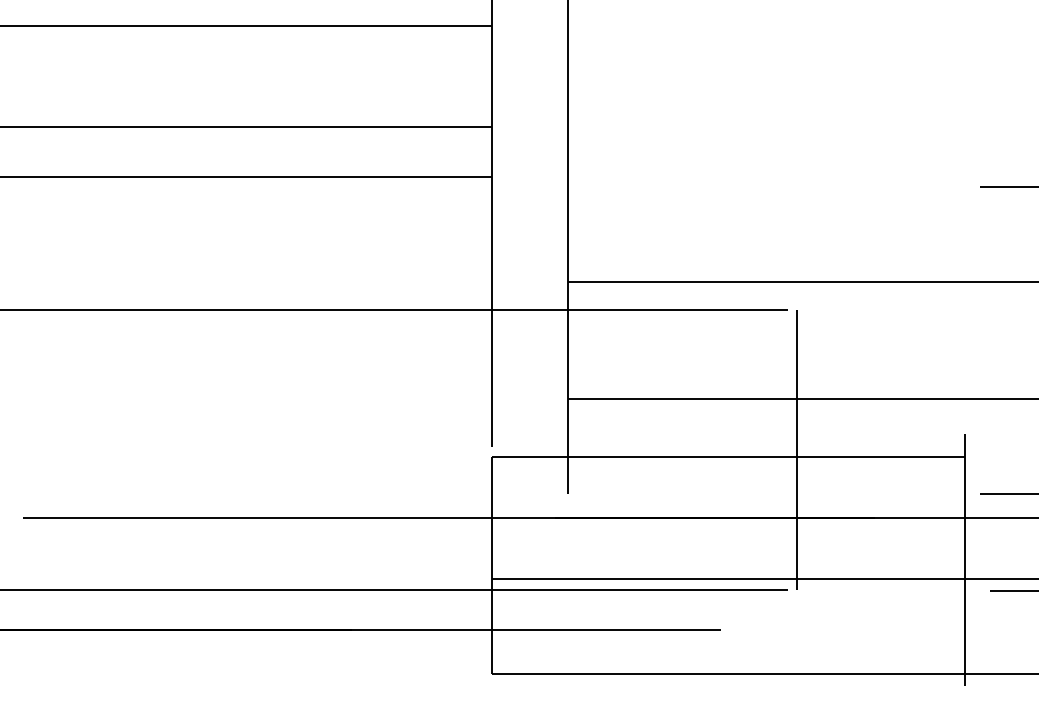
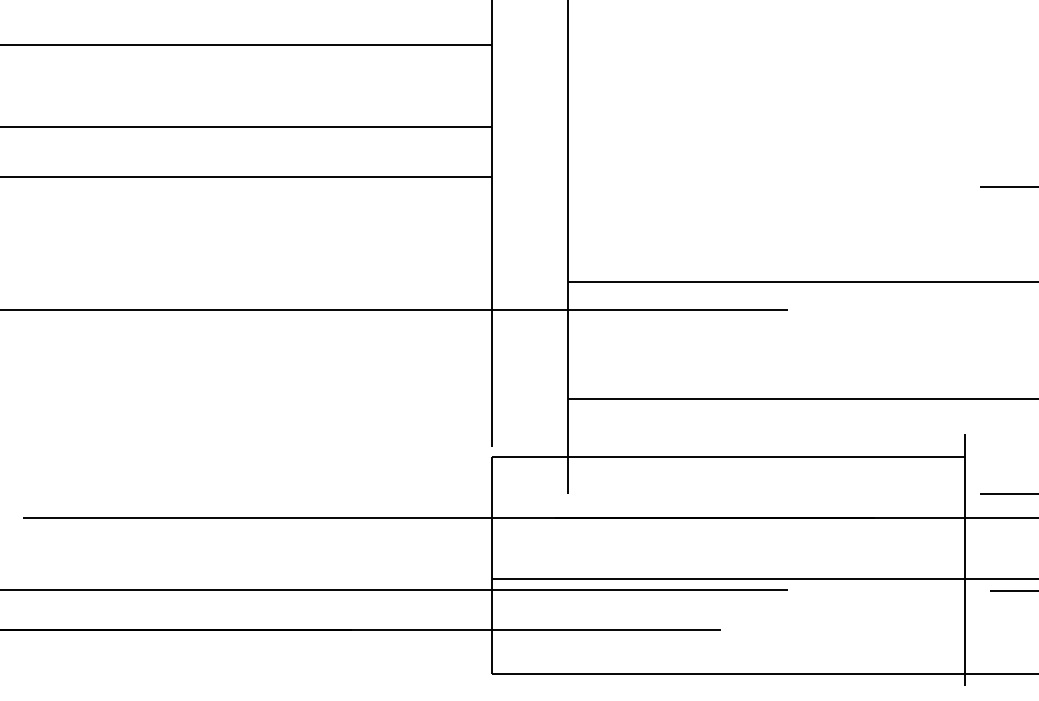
line position: (247, 26) -> (247, 45) (247, 45)
line: present -> none (796, 449)
